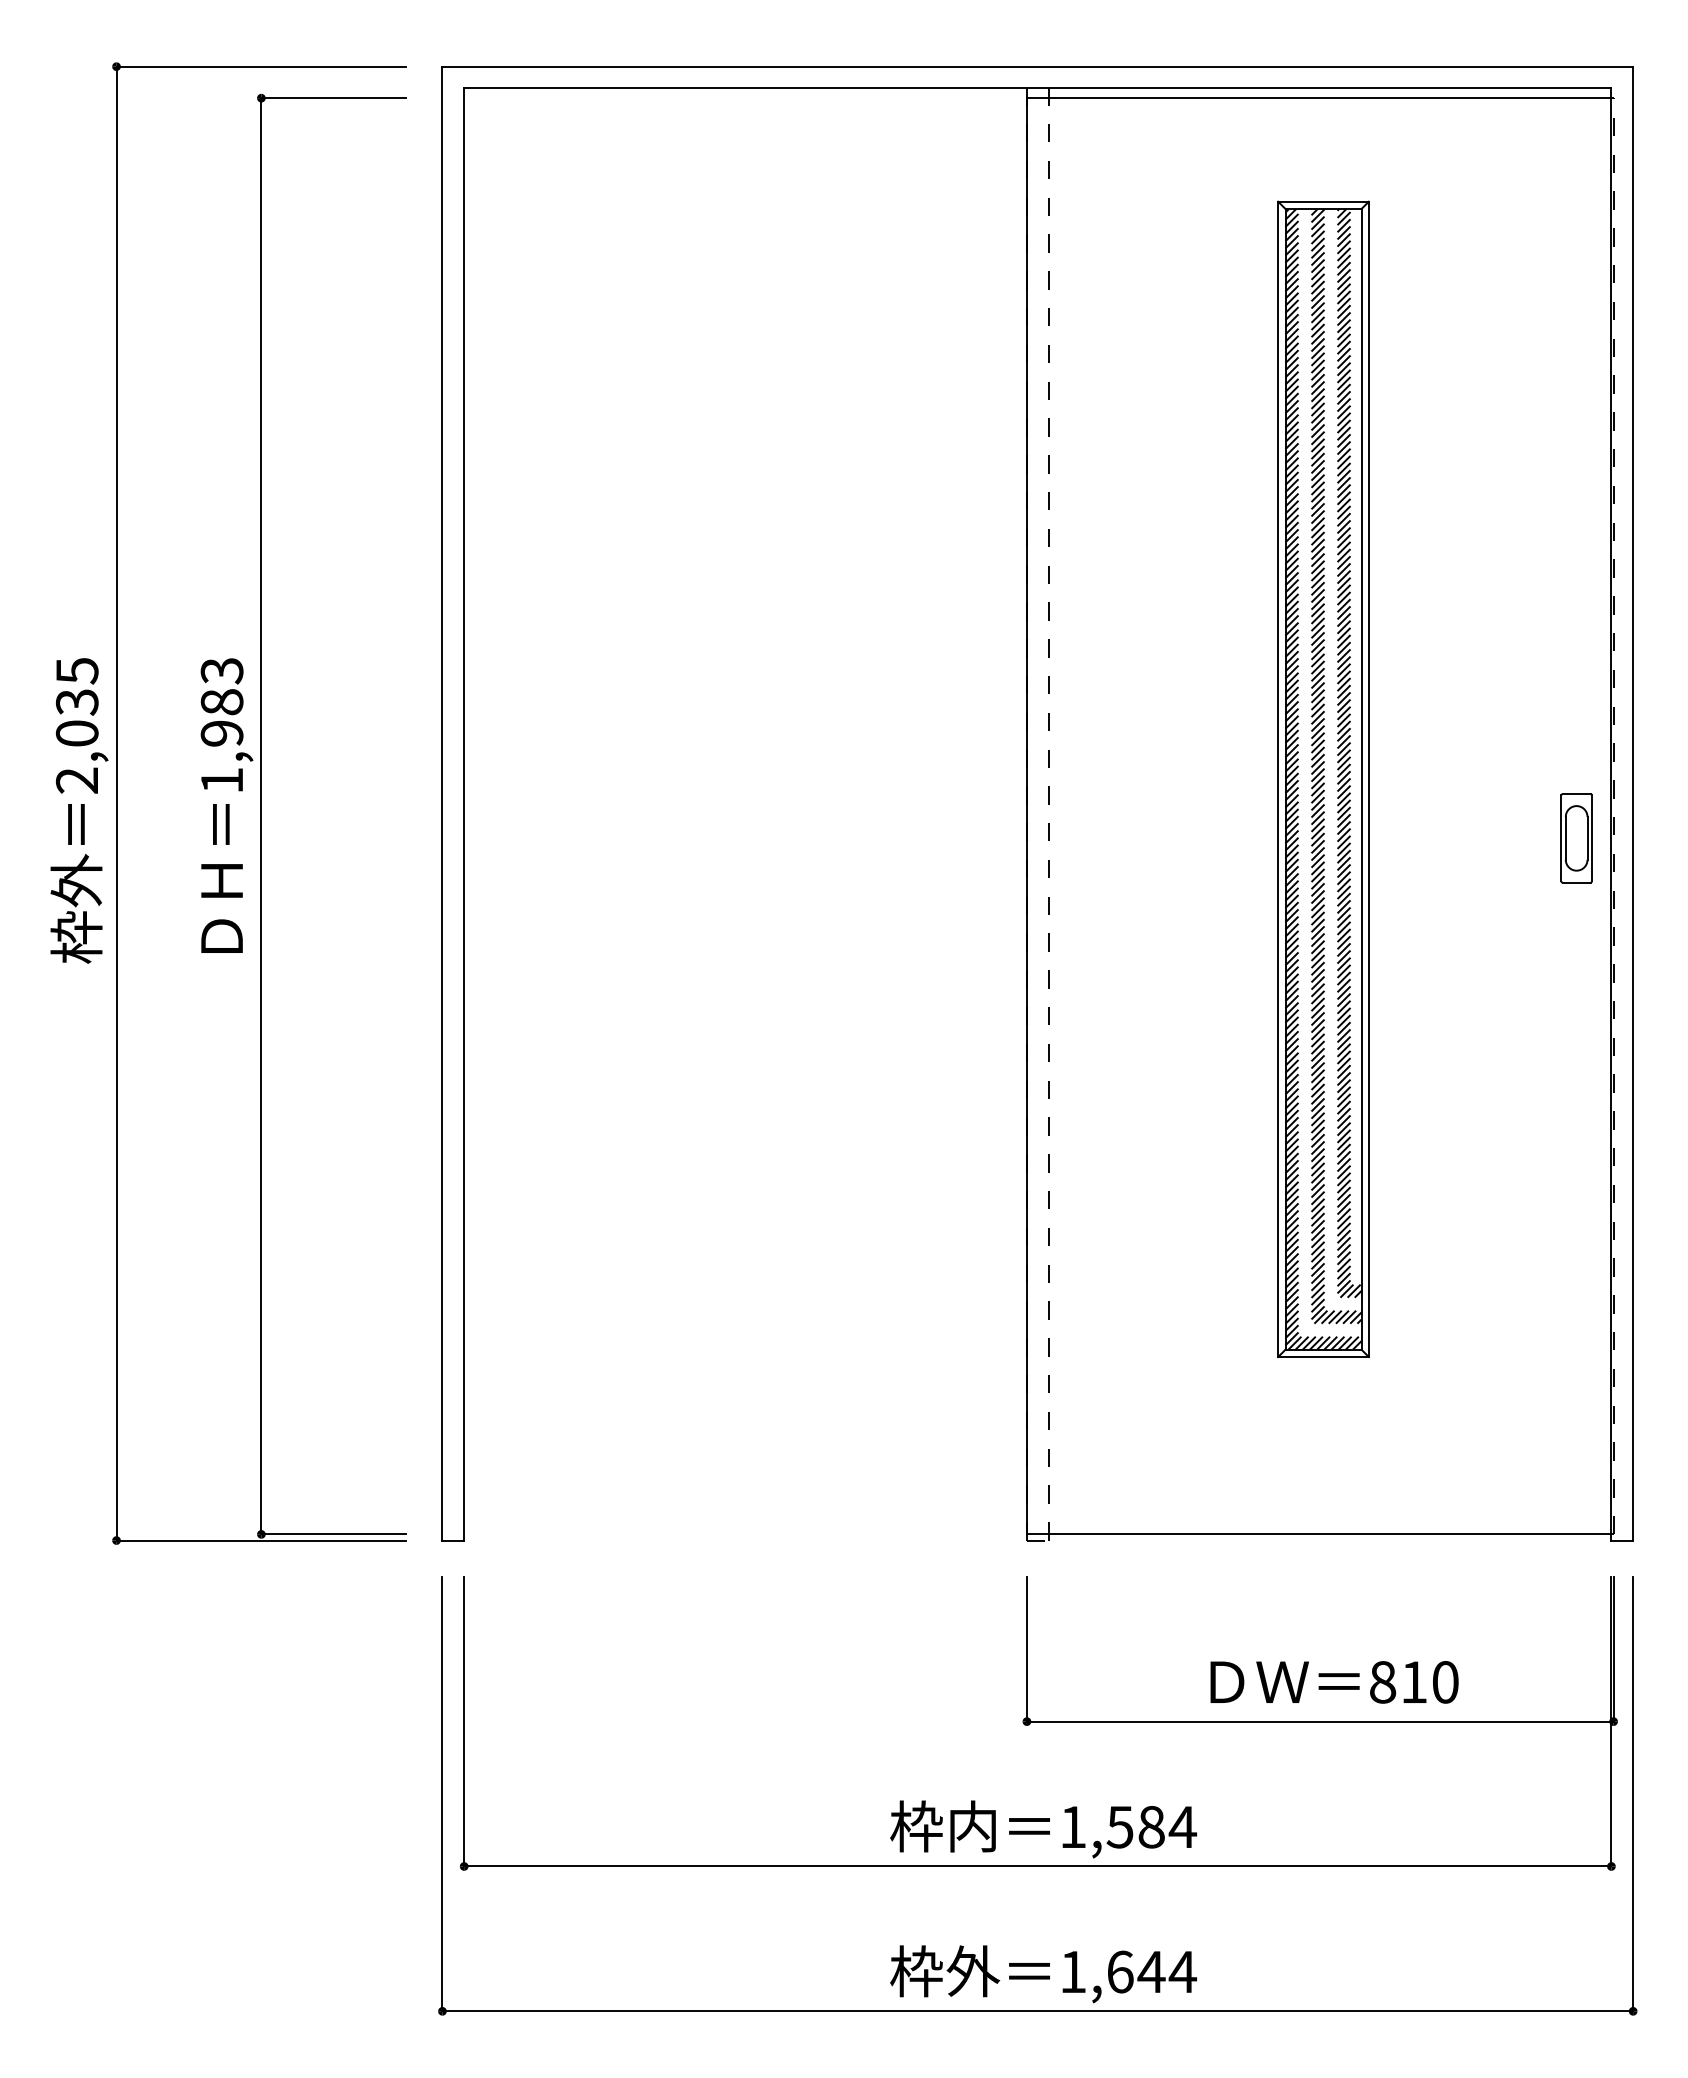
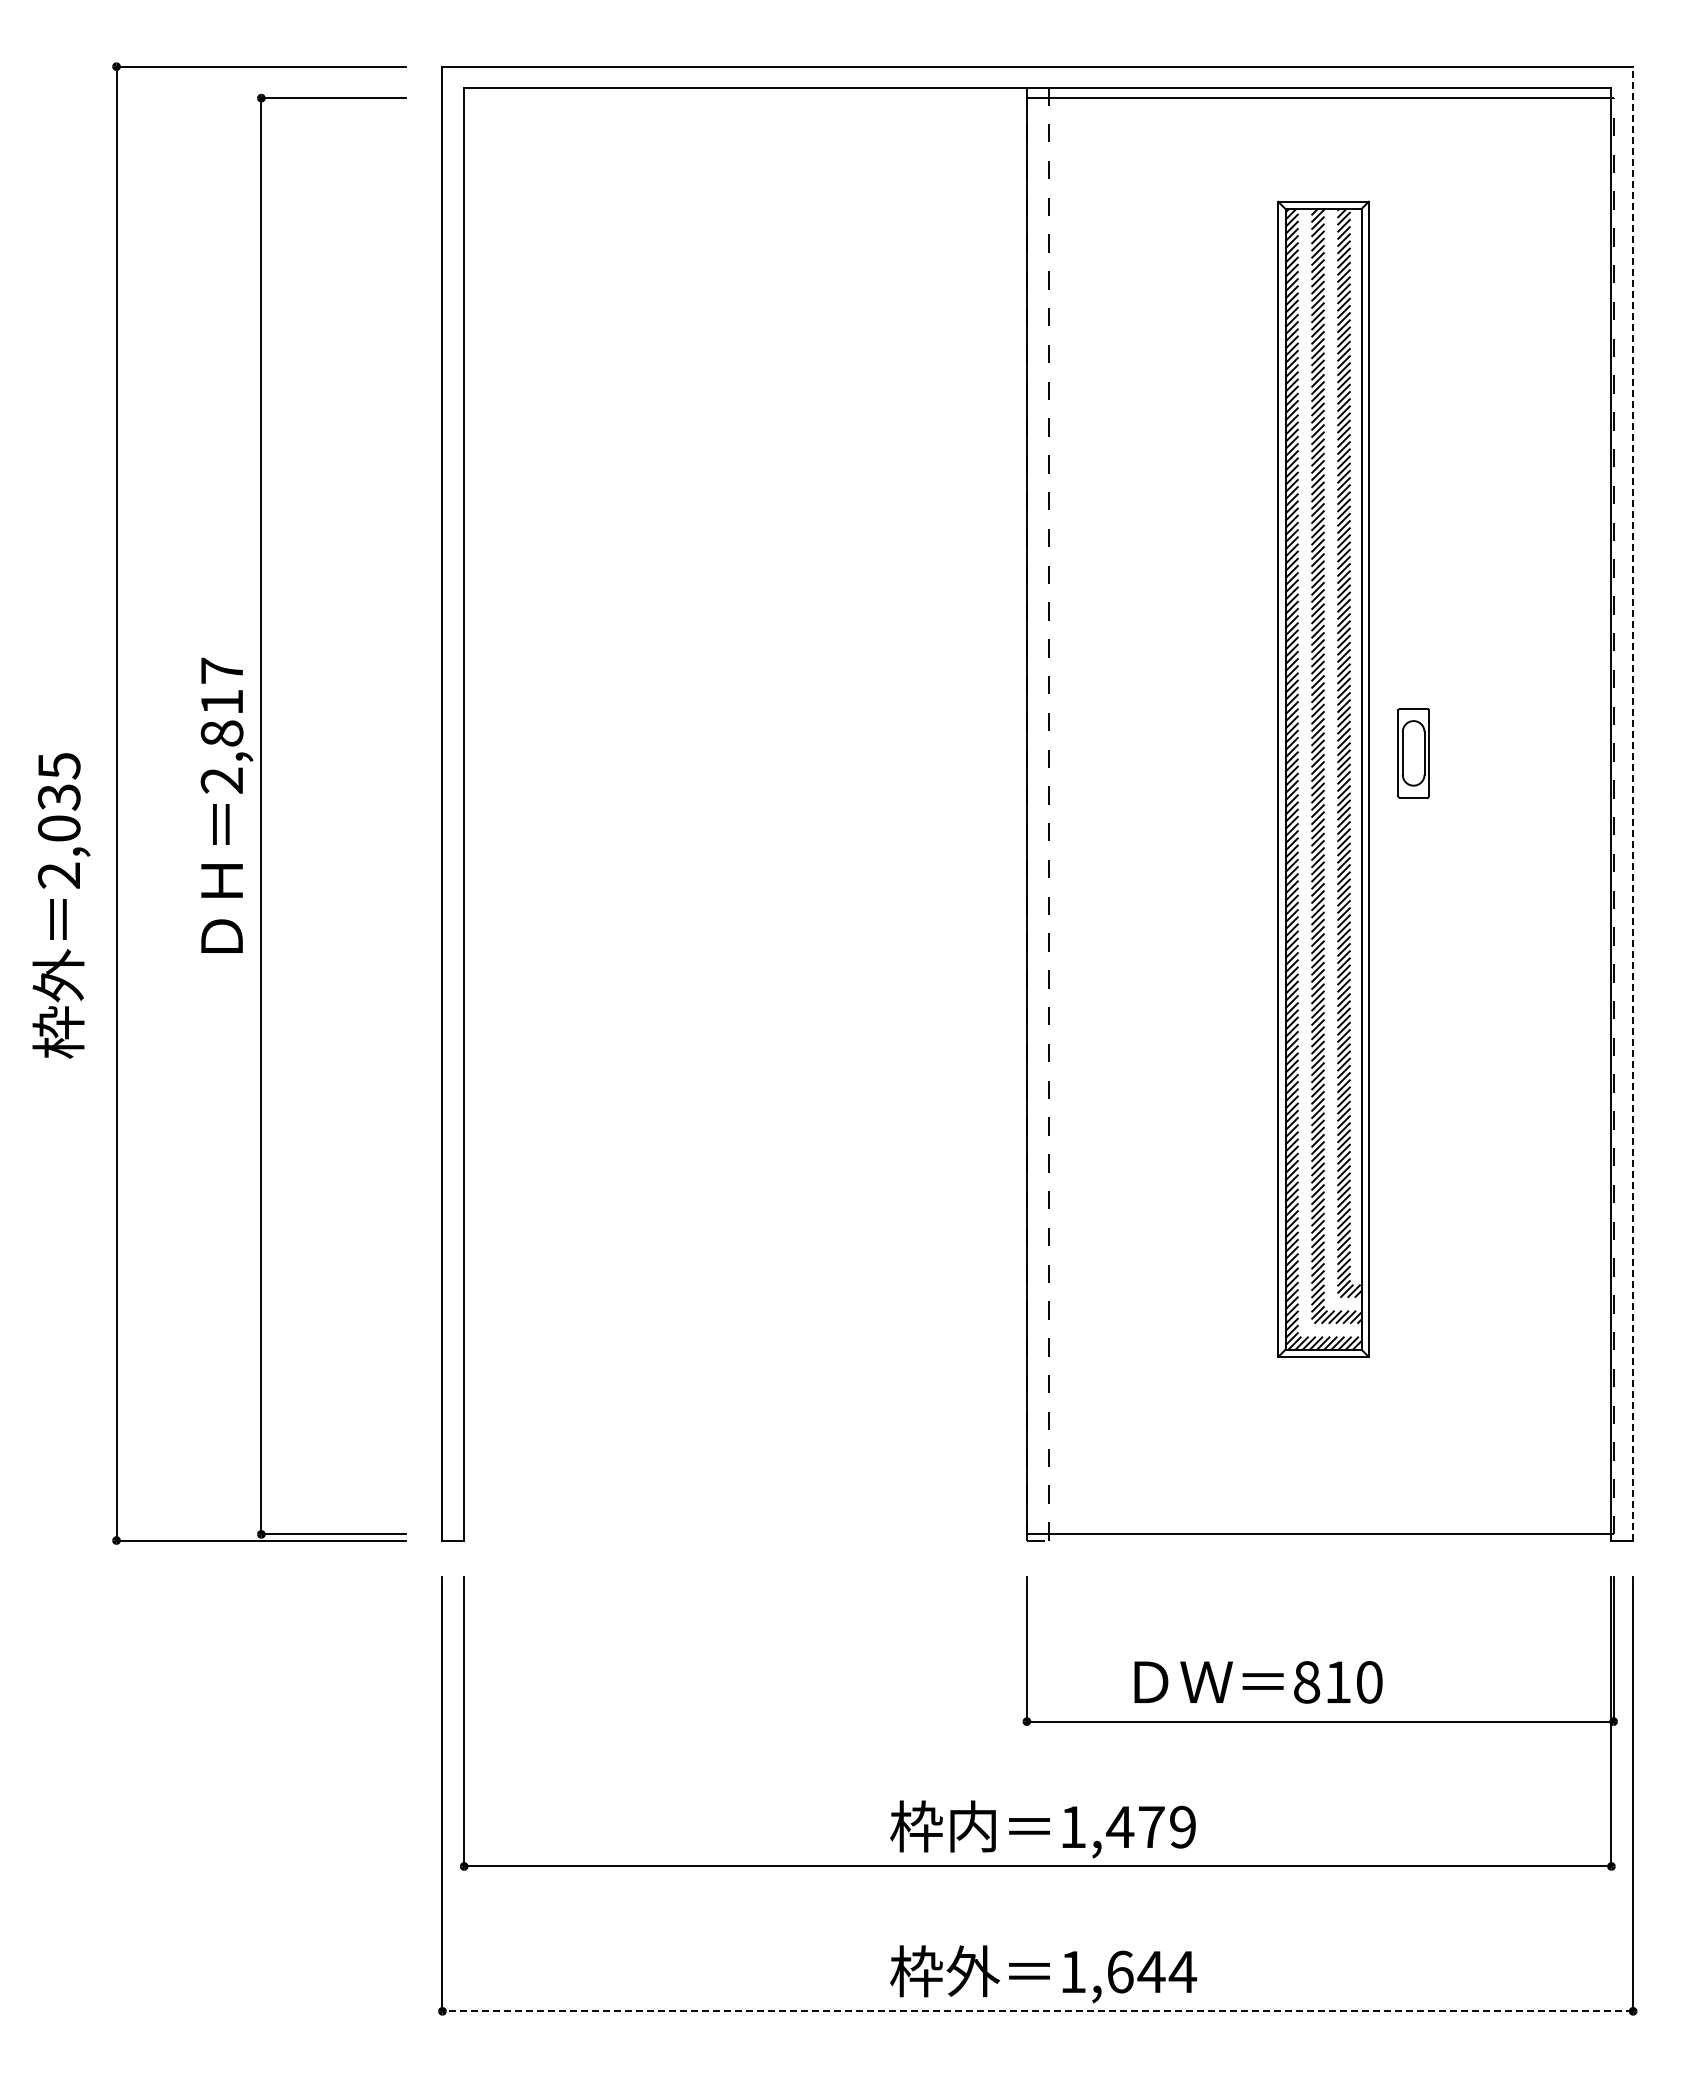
text: 1,983 -> 2,817 (221, 725)
line: solid -> dashed (1633, 803)
text position: (79, 810) -> (61, 905) (61, 905)
part position: (1576, 838) -> (1413, 753) (1413, 753)
text position: (1334, 1682) -> (1258, 1682) (1258, 1682)
text: 1,584 -> 1,479 (1151, 1826)
line: solid -> dashed (1037, 2011)
